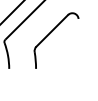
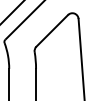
line: none -> present (81, 57)
line: none -> present (9, 82)
line: none -> present (36, 82)
